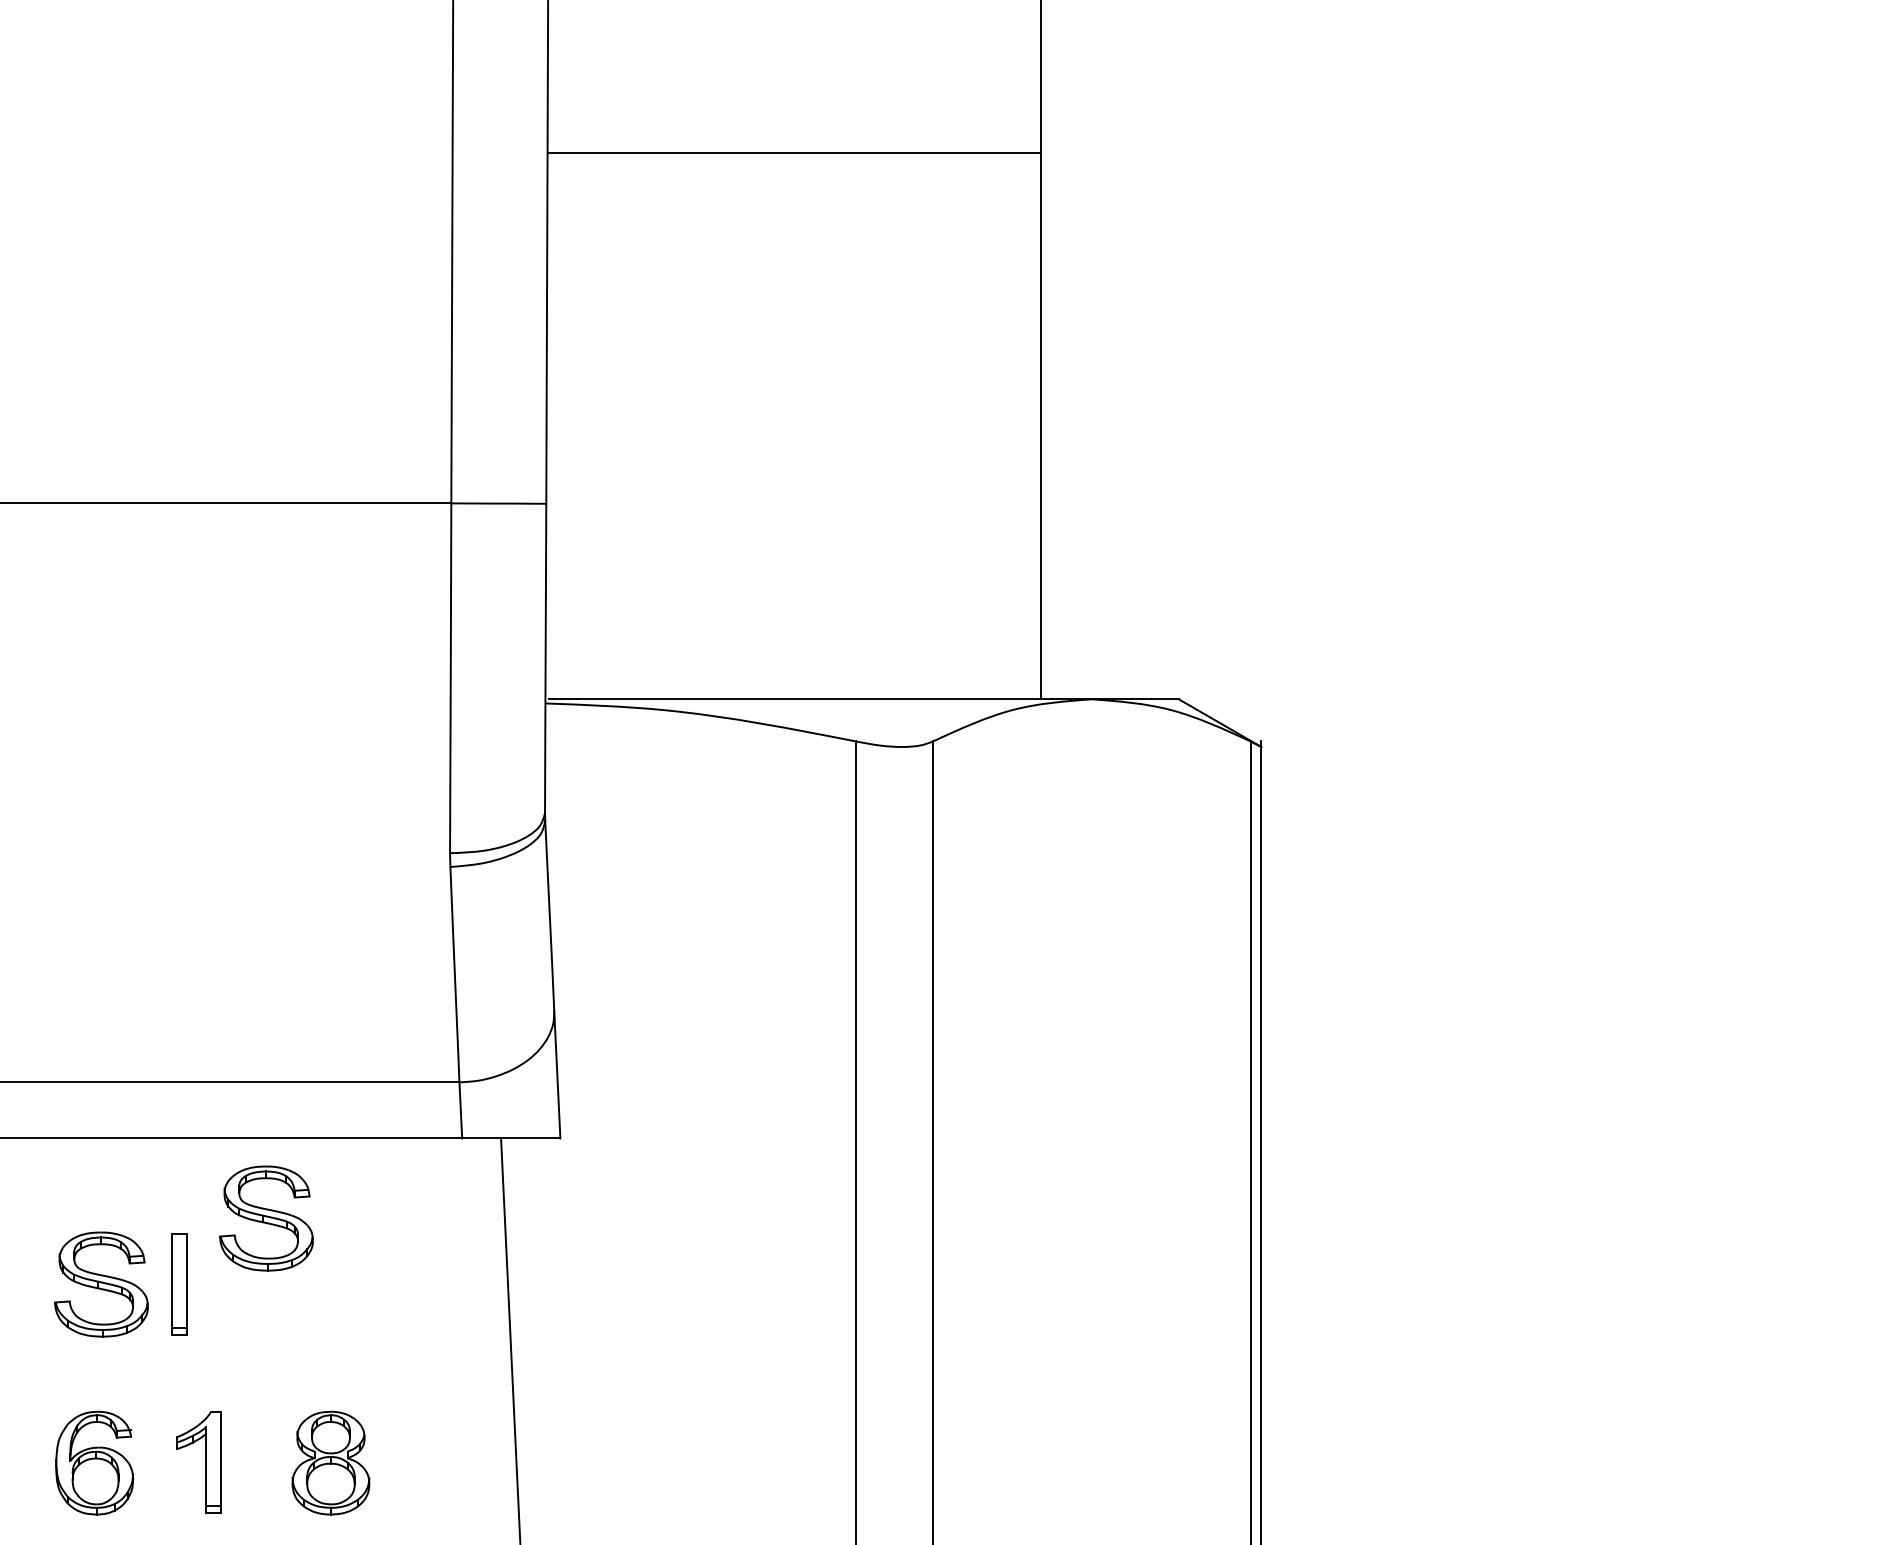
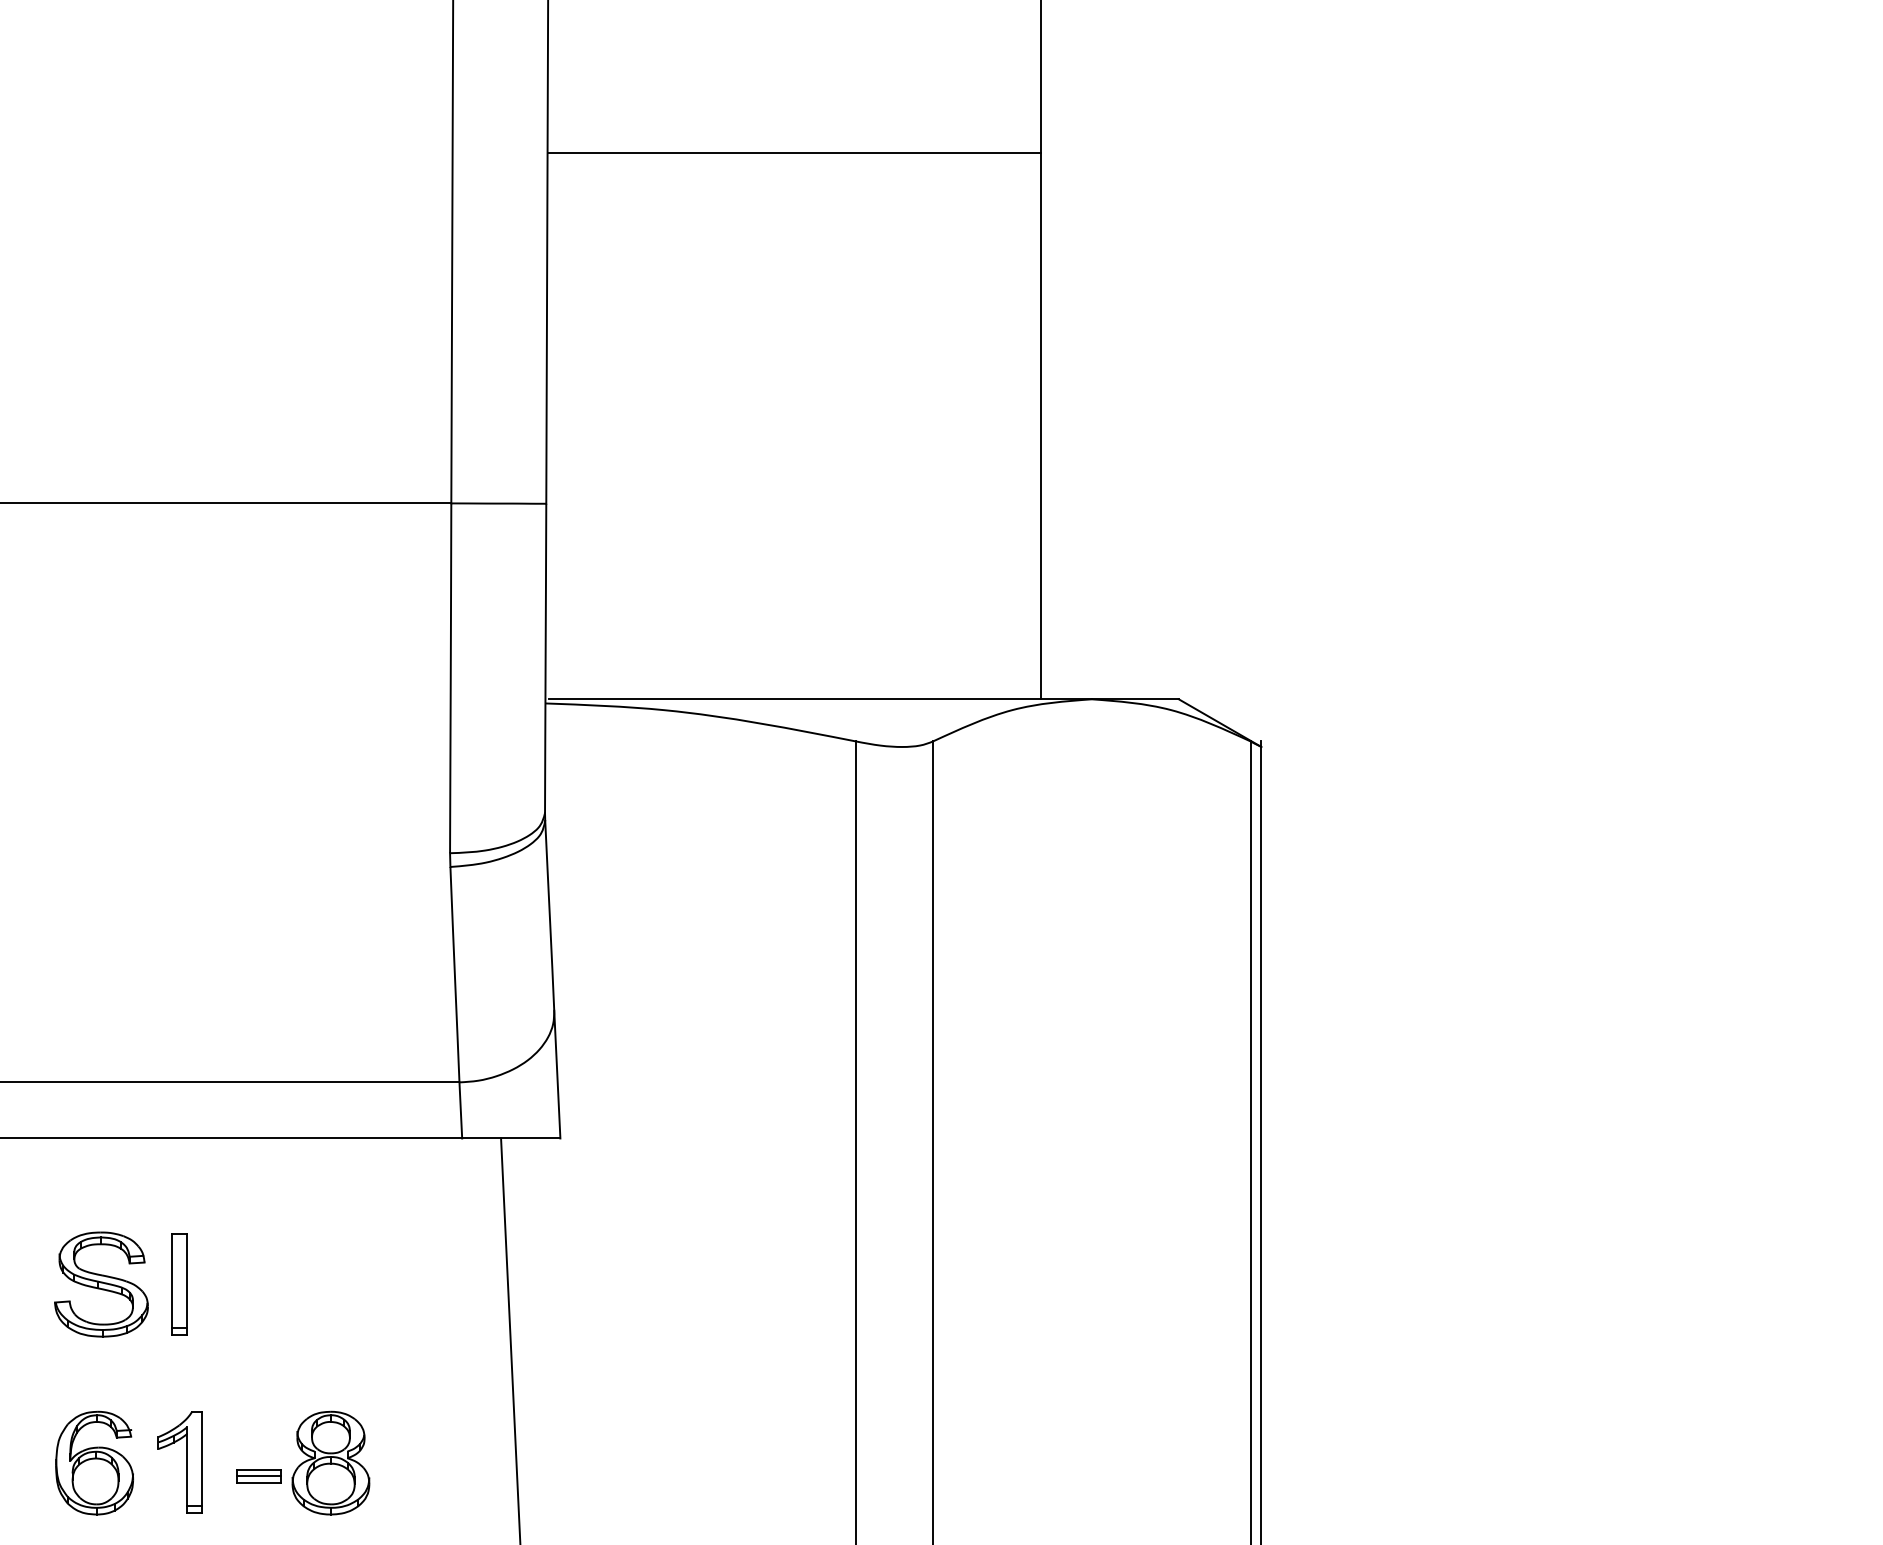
part: present -> none (266, 1218)
part position: (205, 1462) -> (186, 1462) (186, 1462)
part: none -> present (258, 1476)
